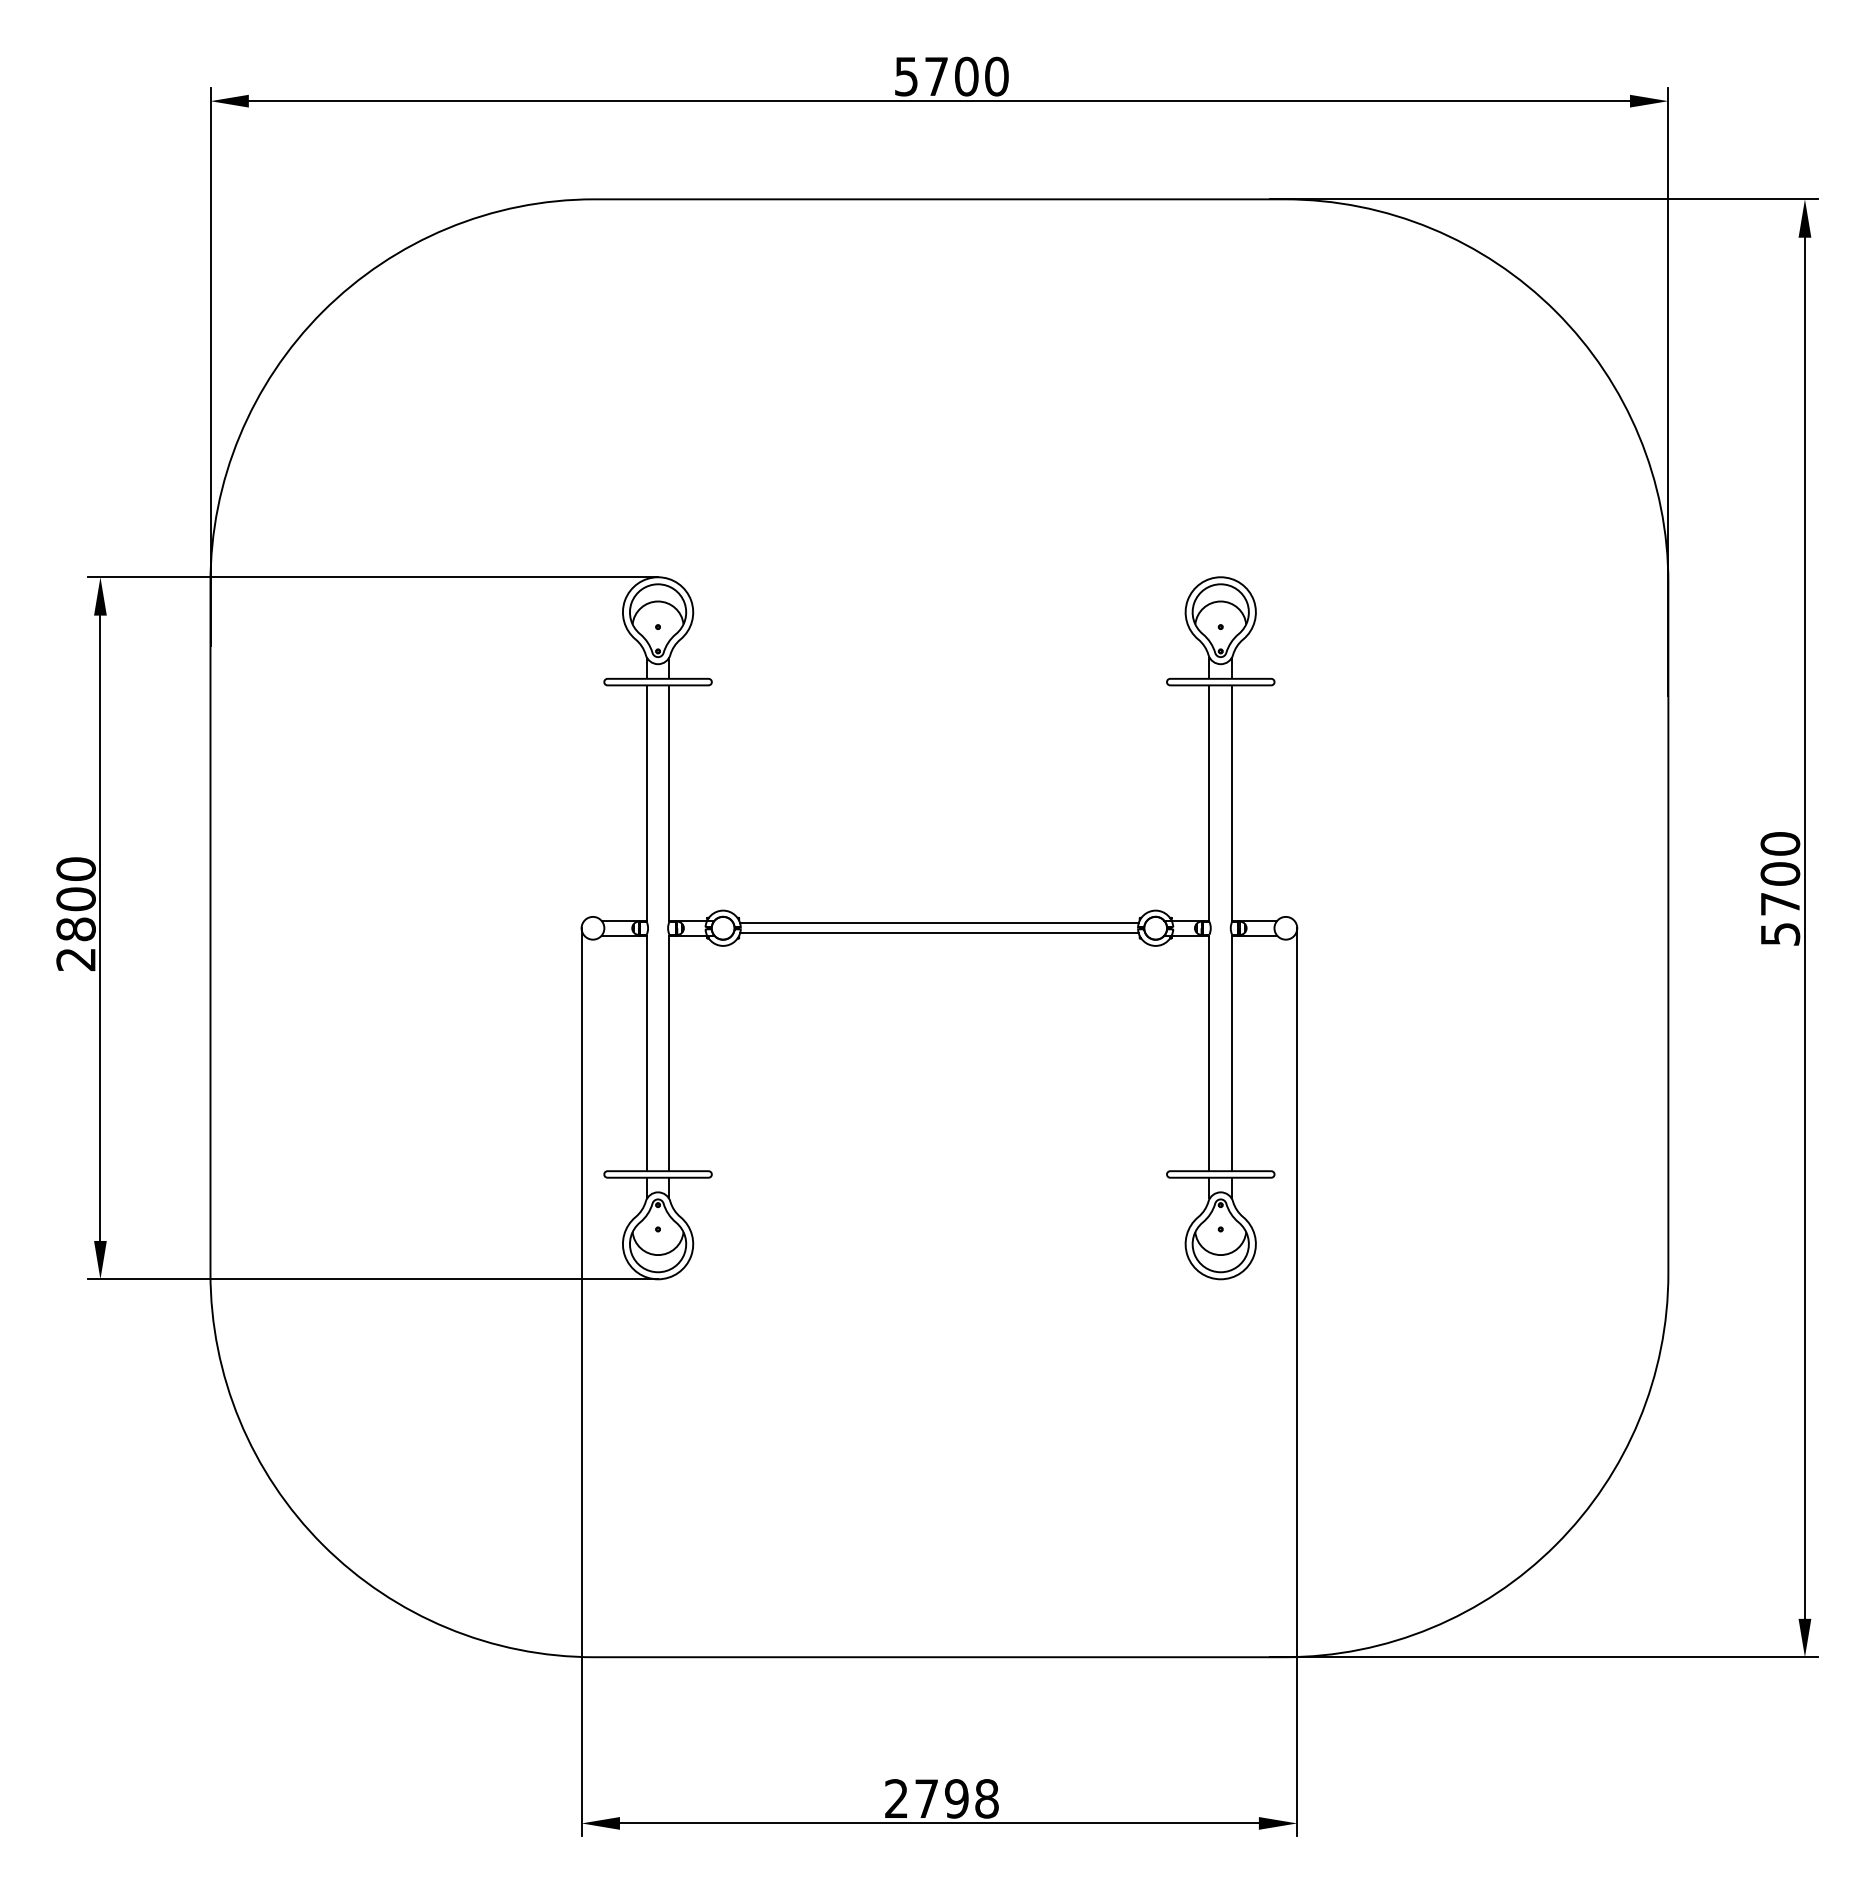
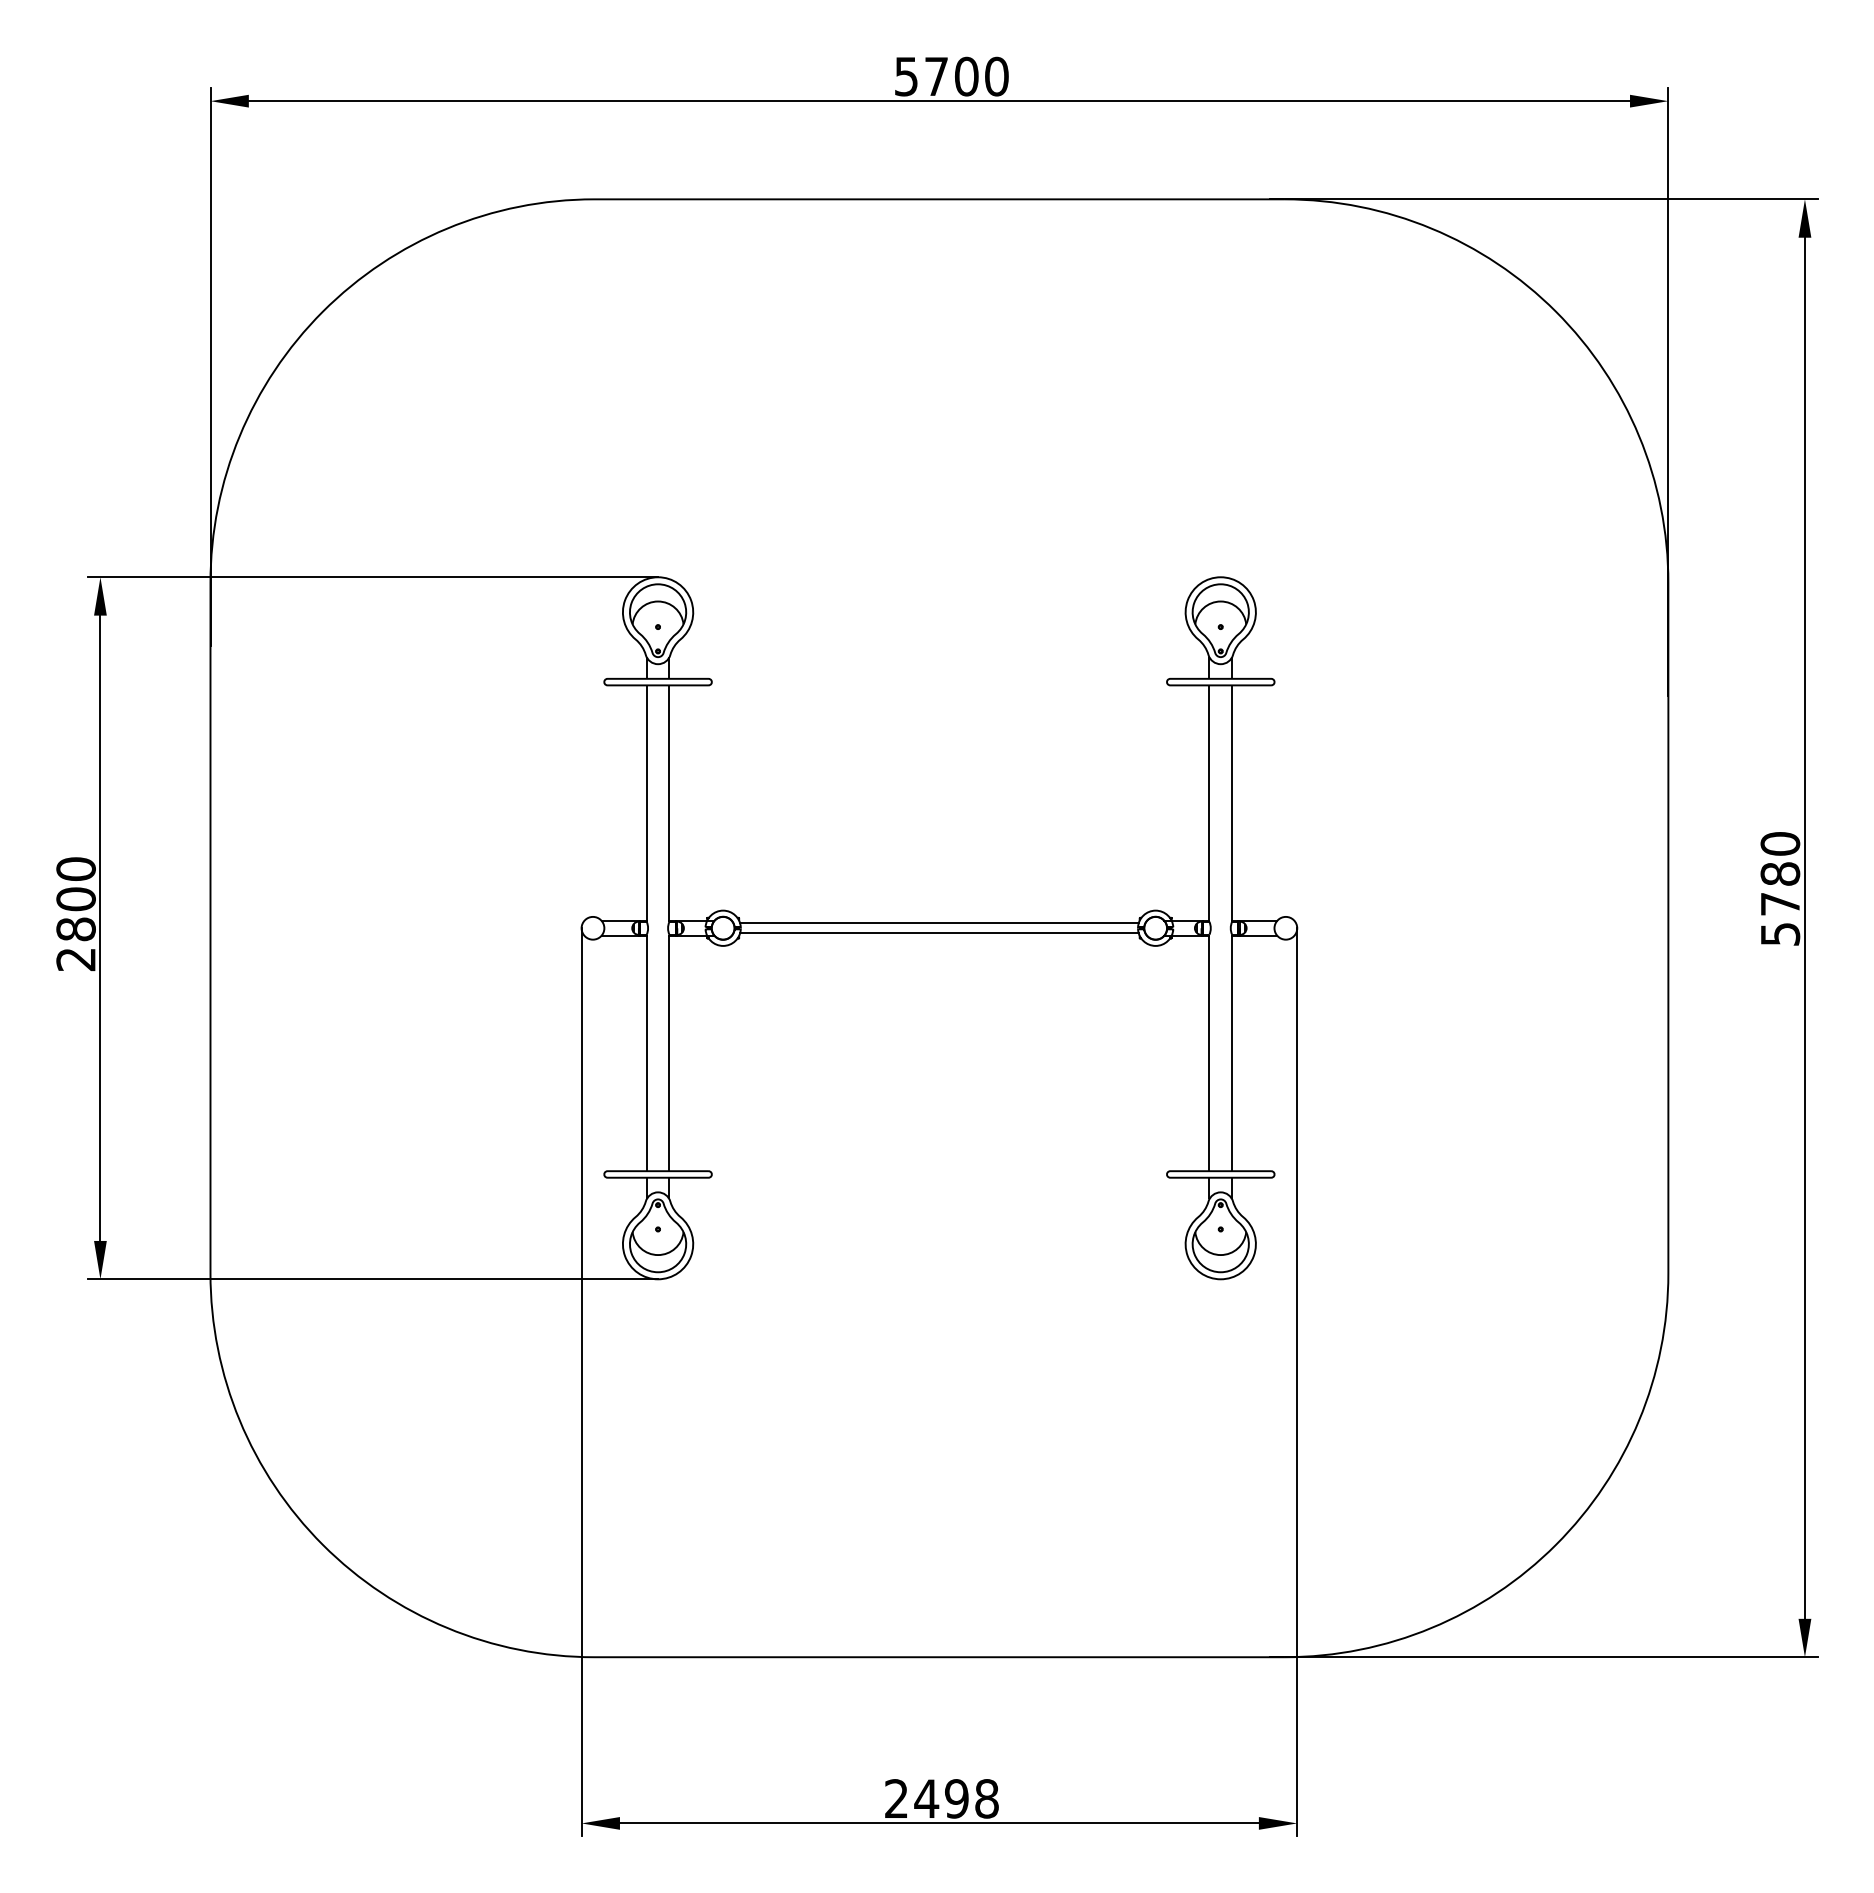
text: 5700 -> 5780 (1780, 873)
text: 2798 -> 2498 (926, 1798)
